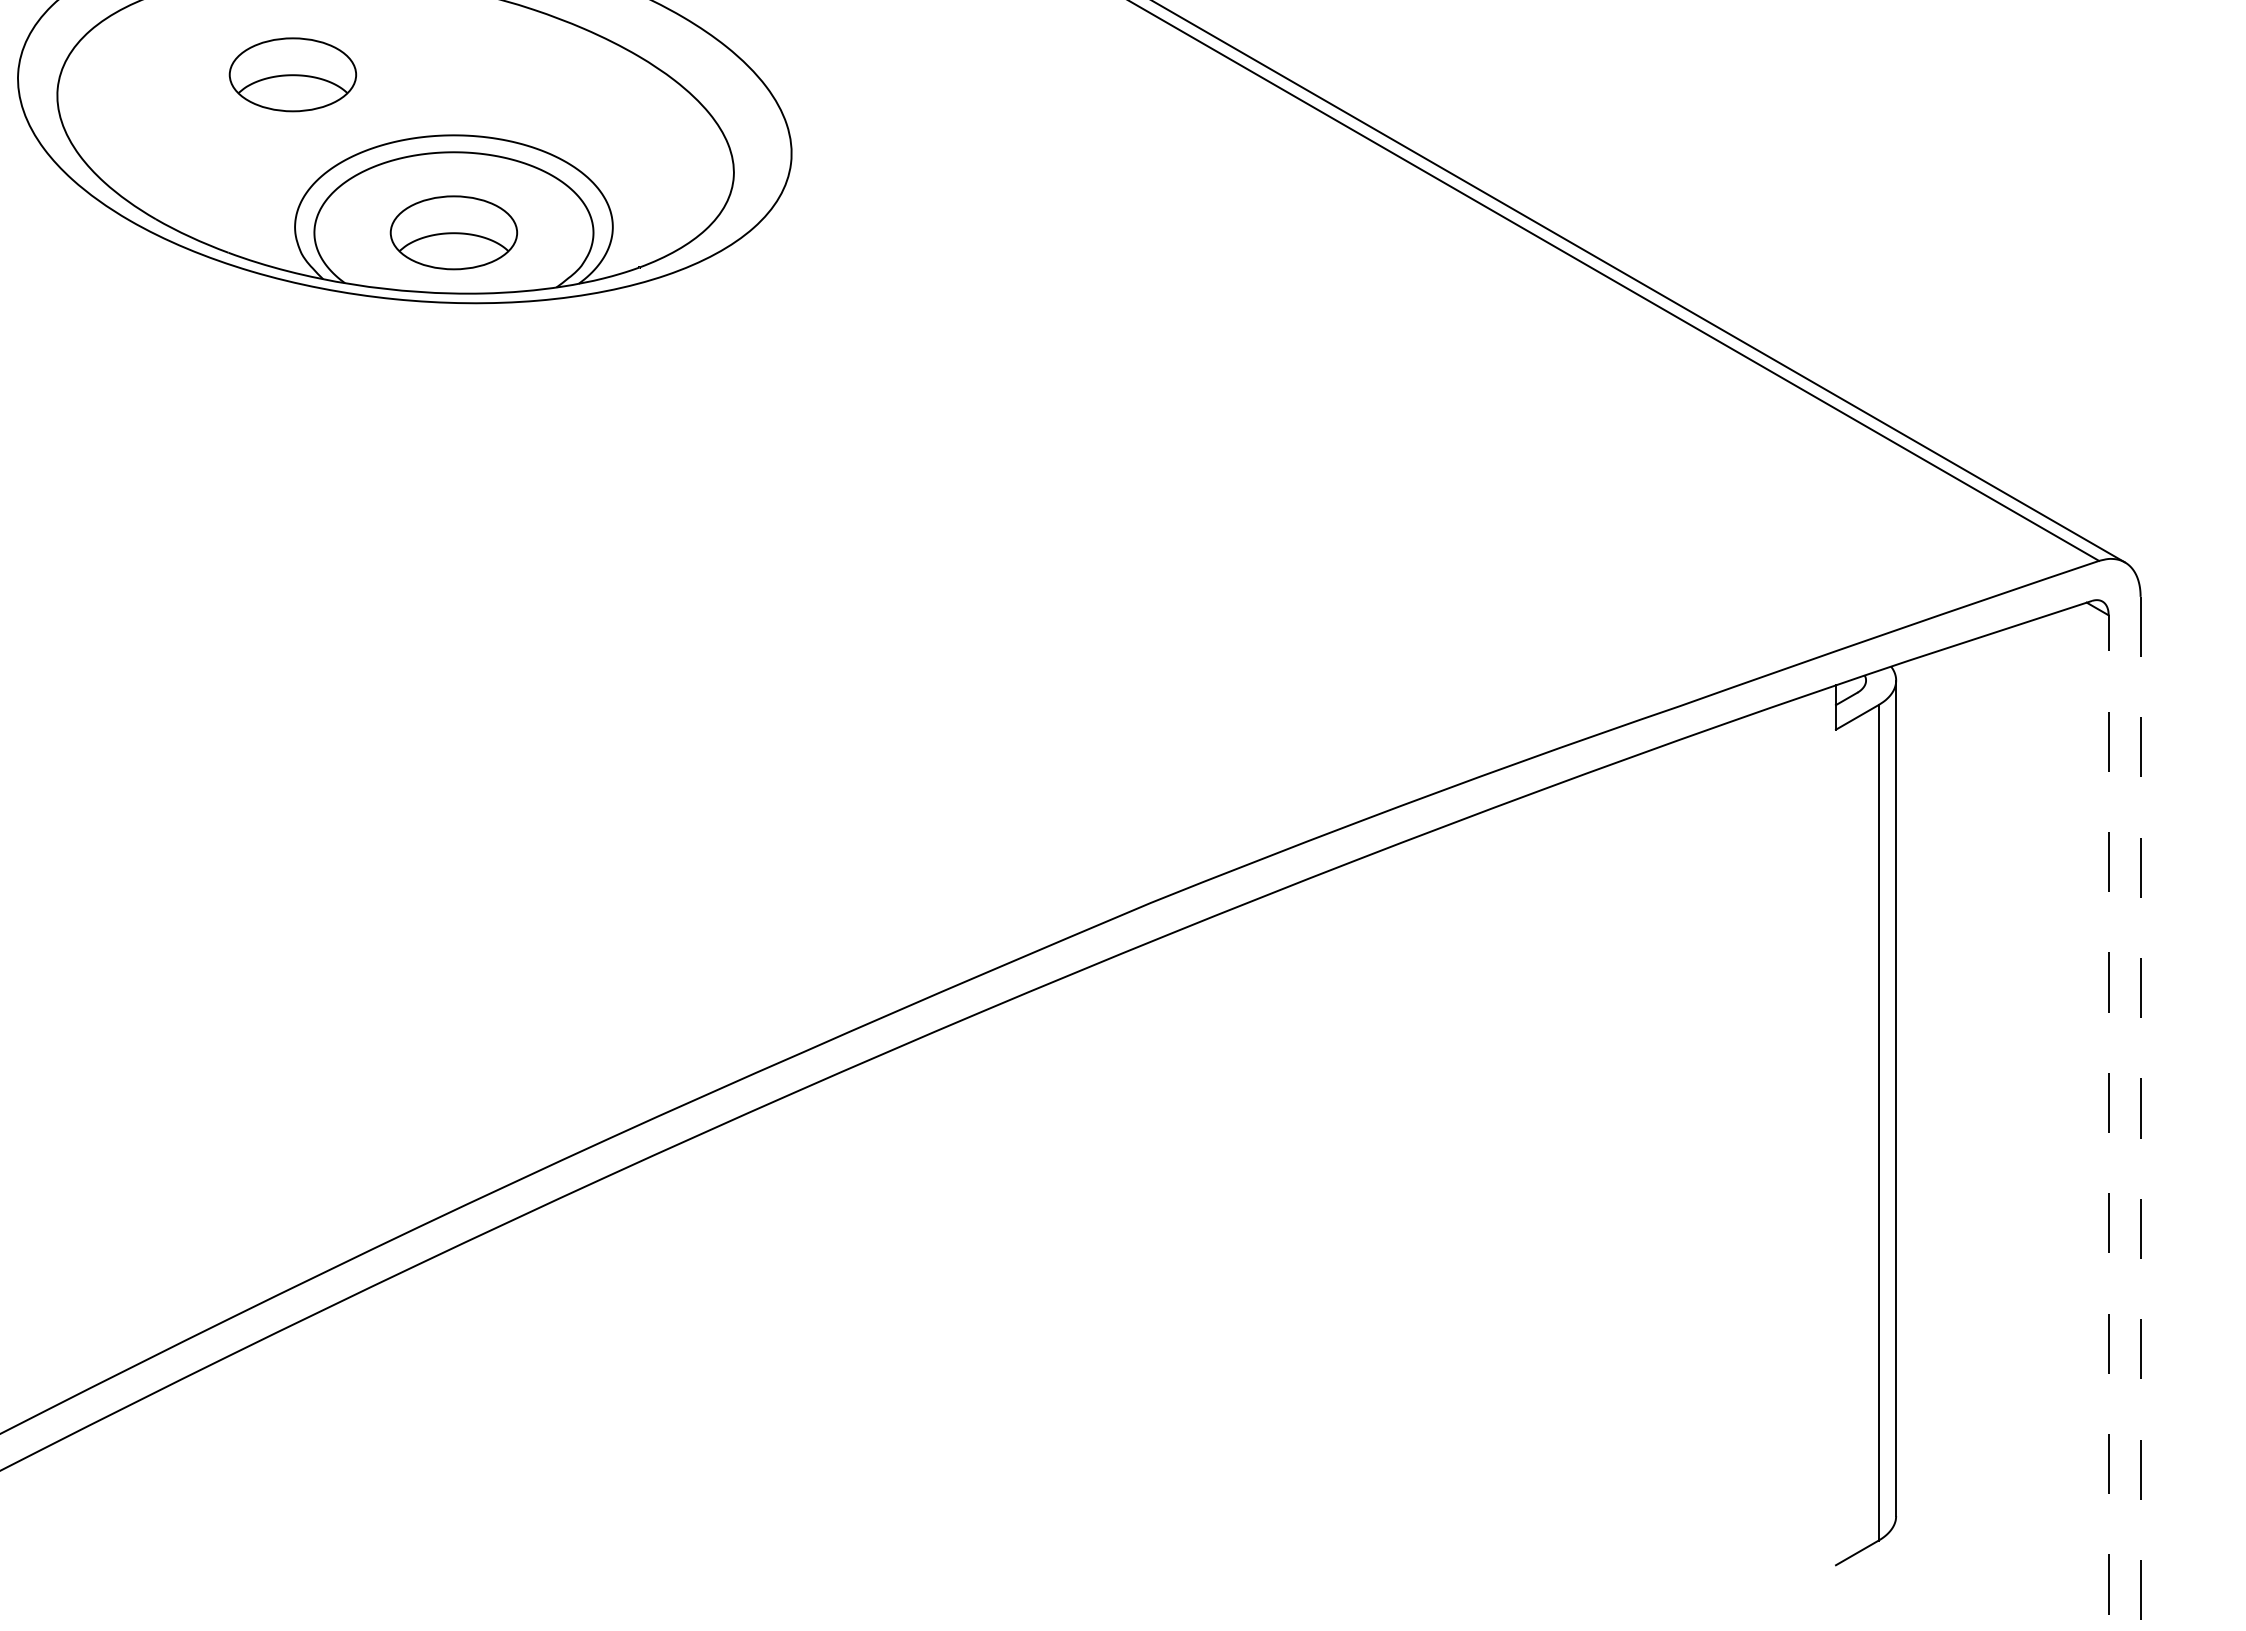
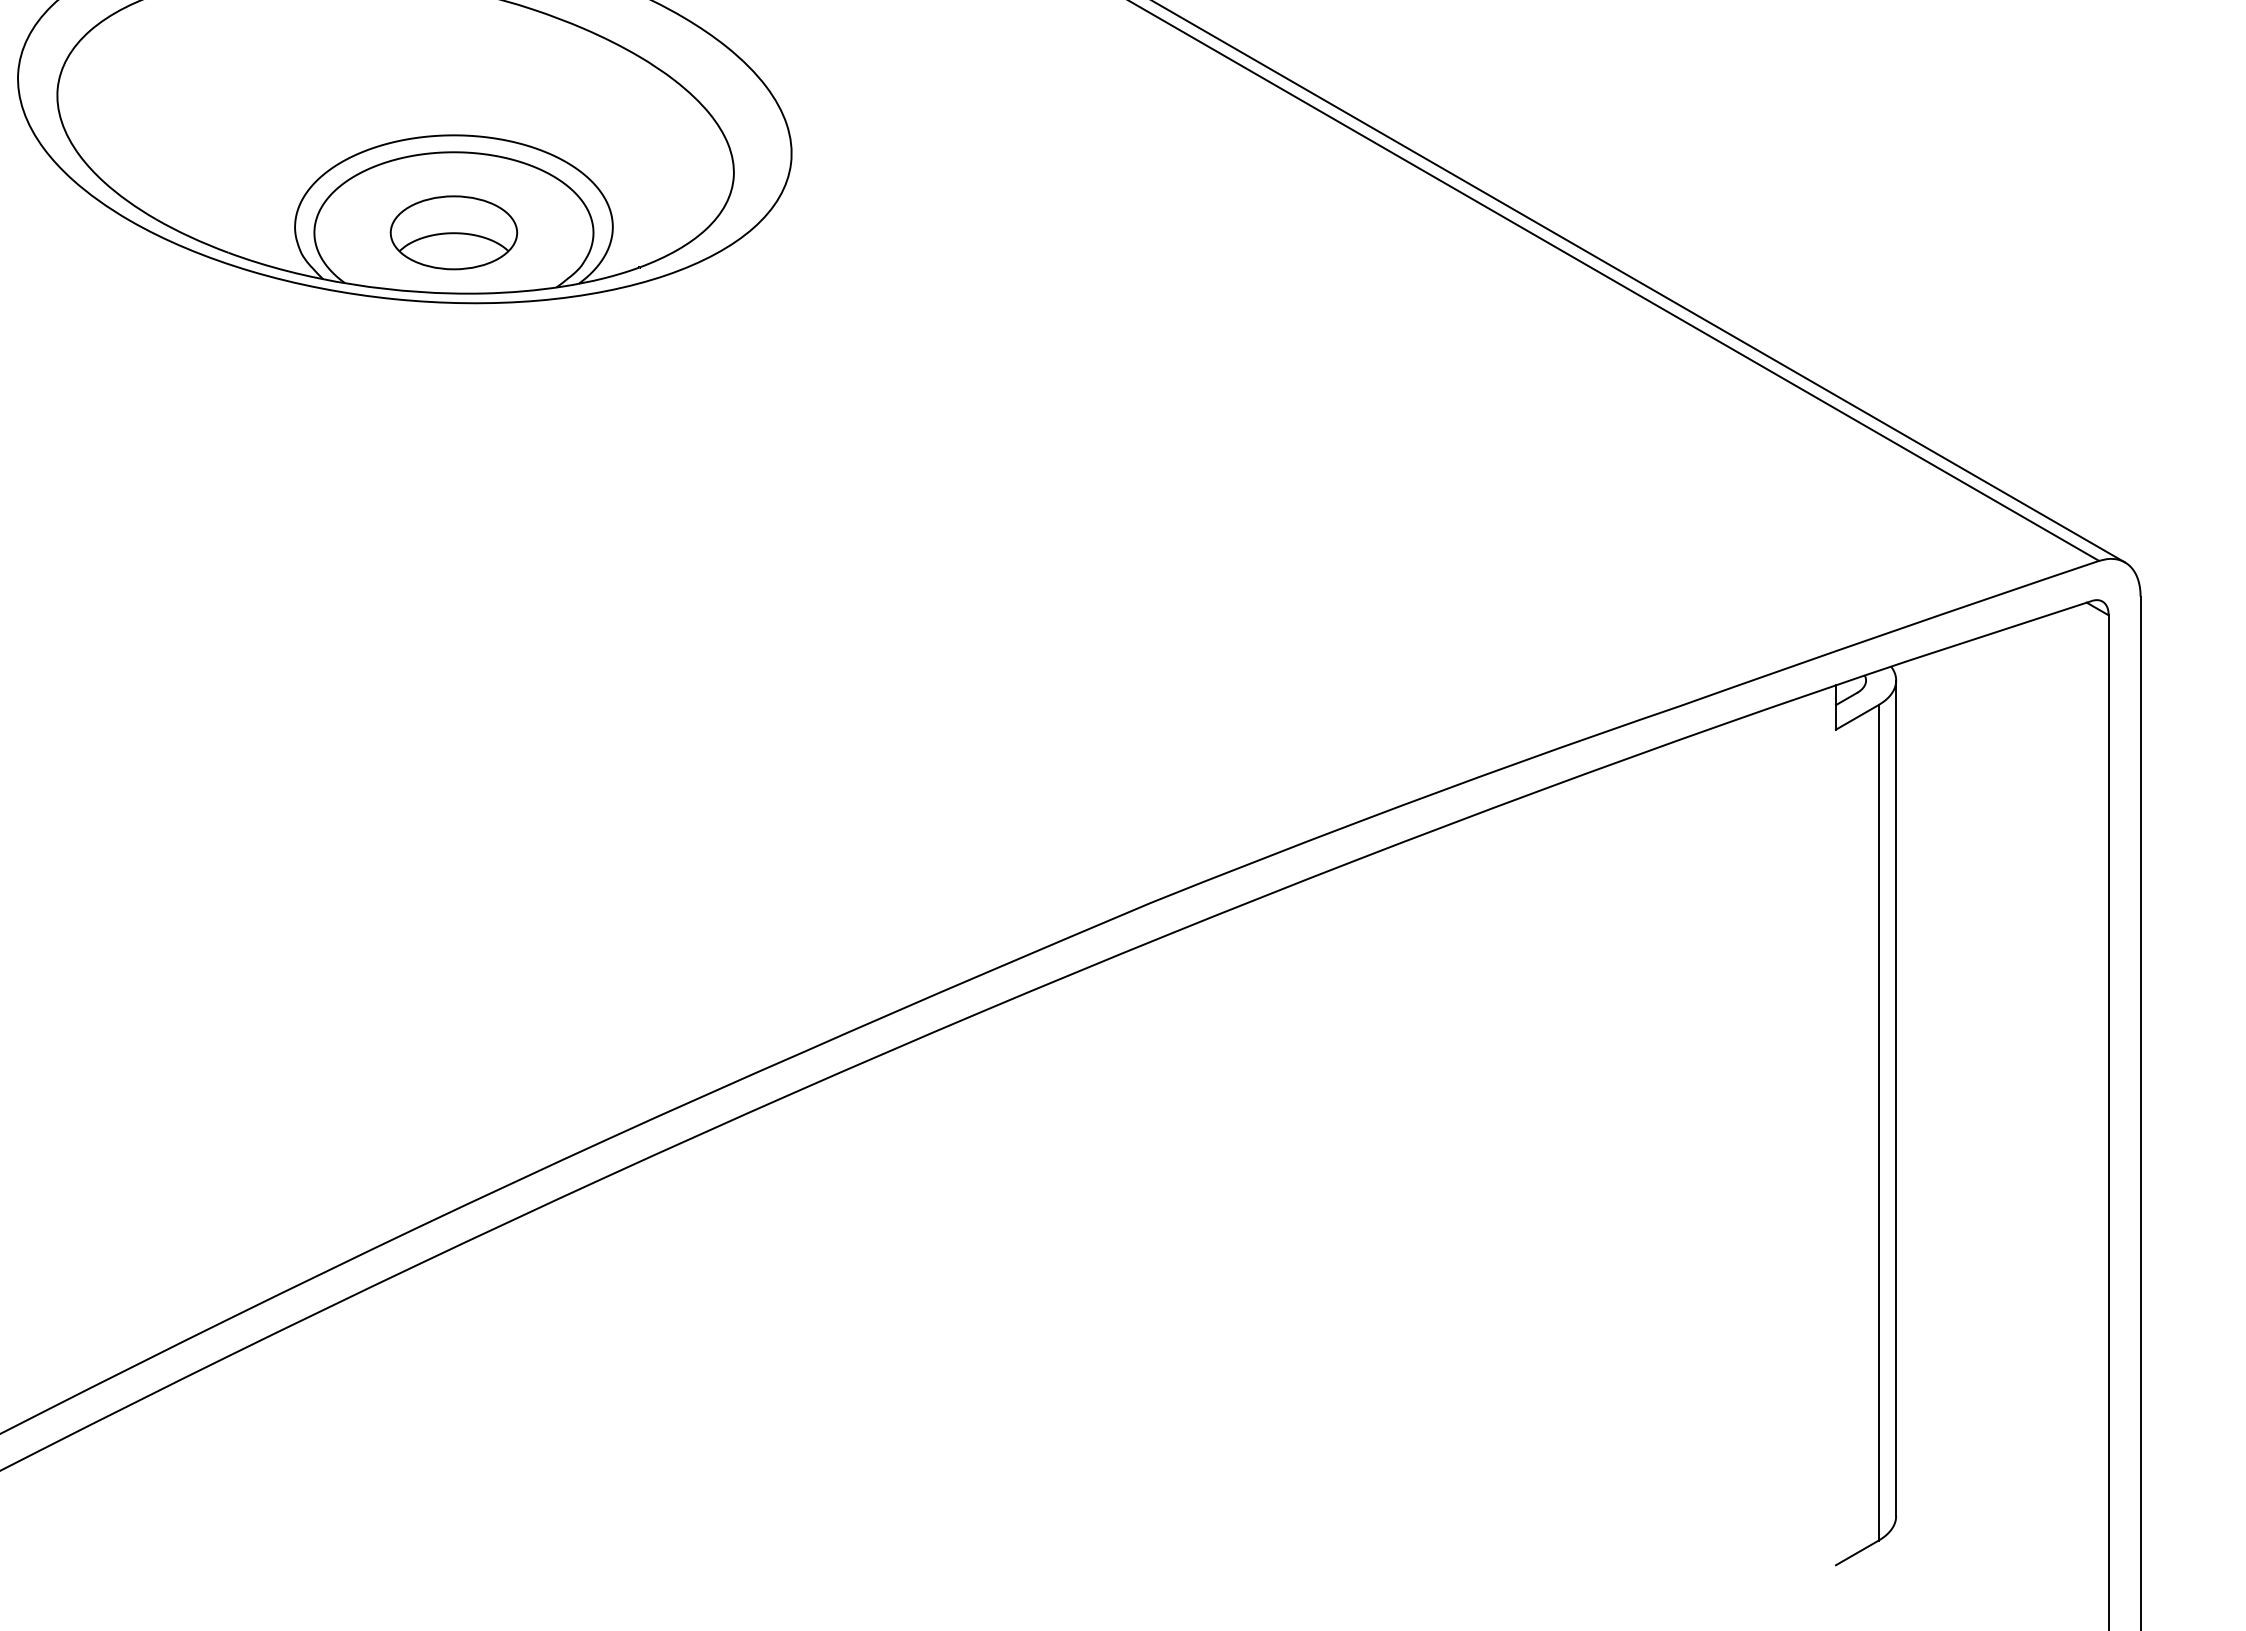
part: present -> none (292, 74)
line: dashed -> solid (2140, 1113)
line: dashed -> solid (2108, 1122)
